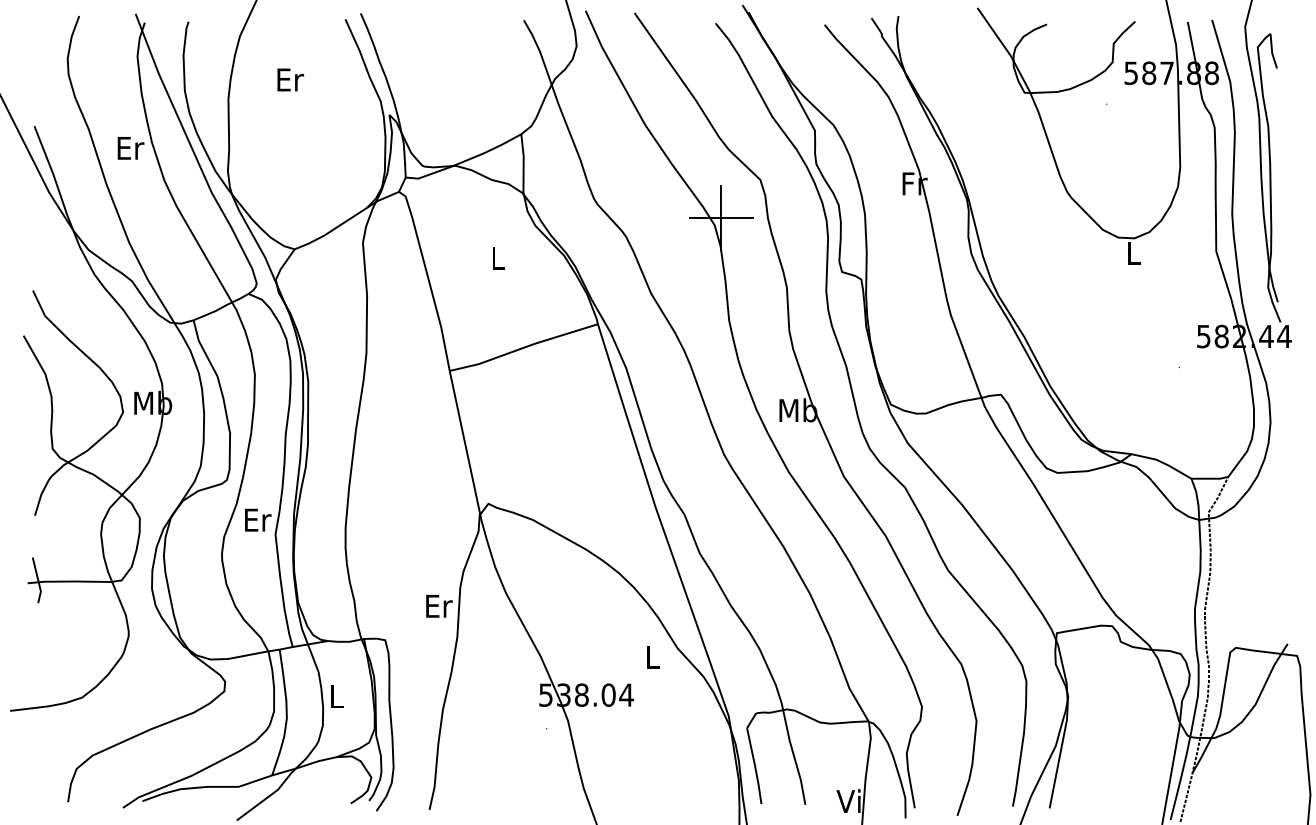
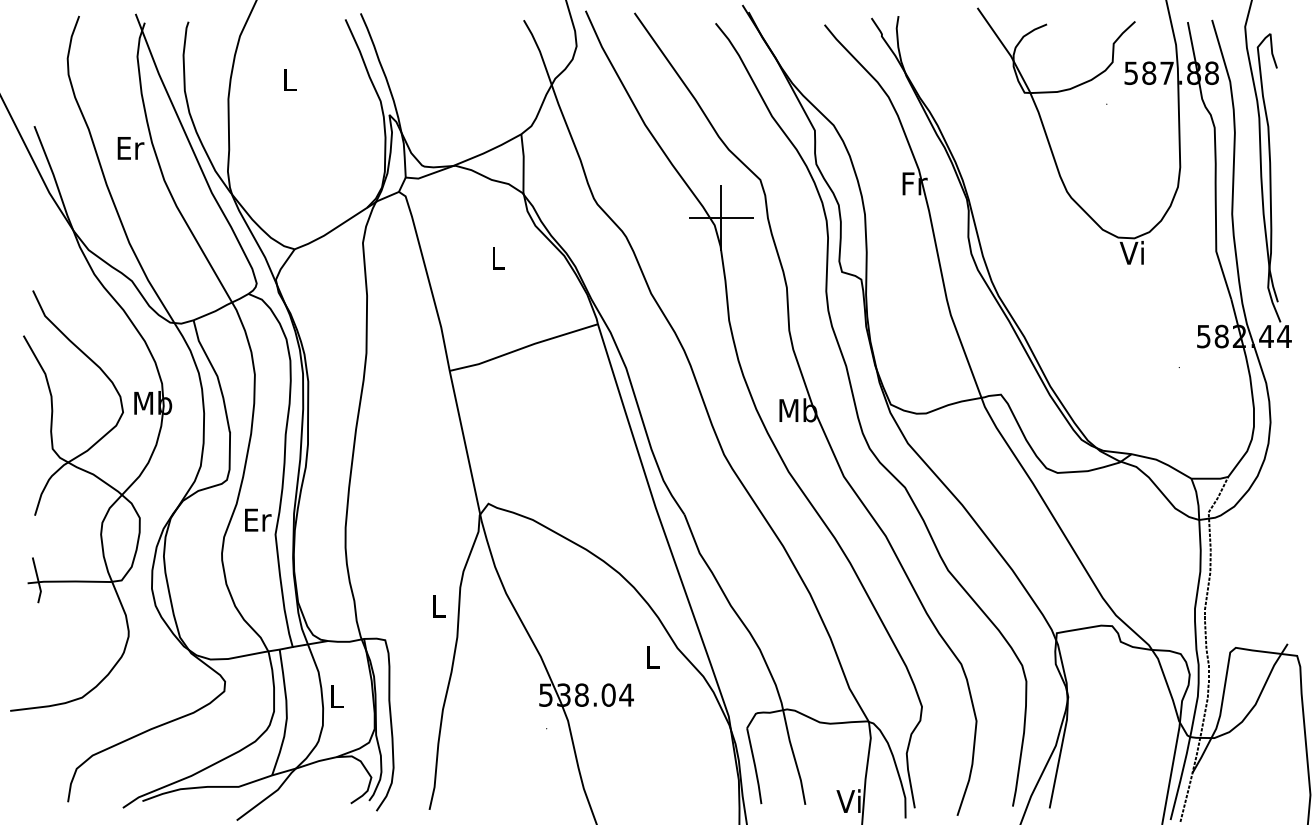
text: Er -> L (290, 79)
text: L -> Vi (1131, 252)
text: Er -> L (439, 606)
